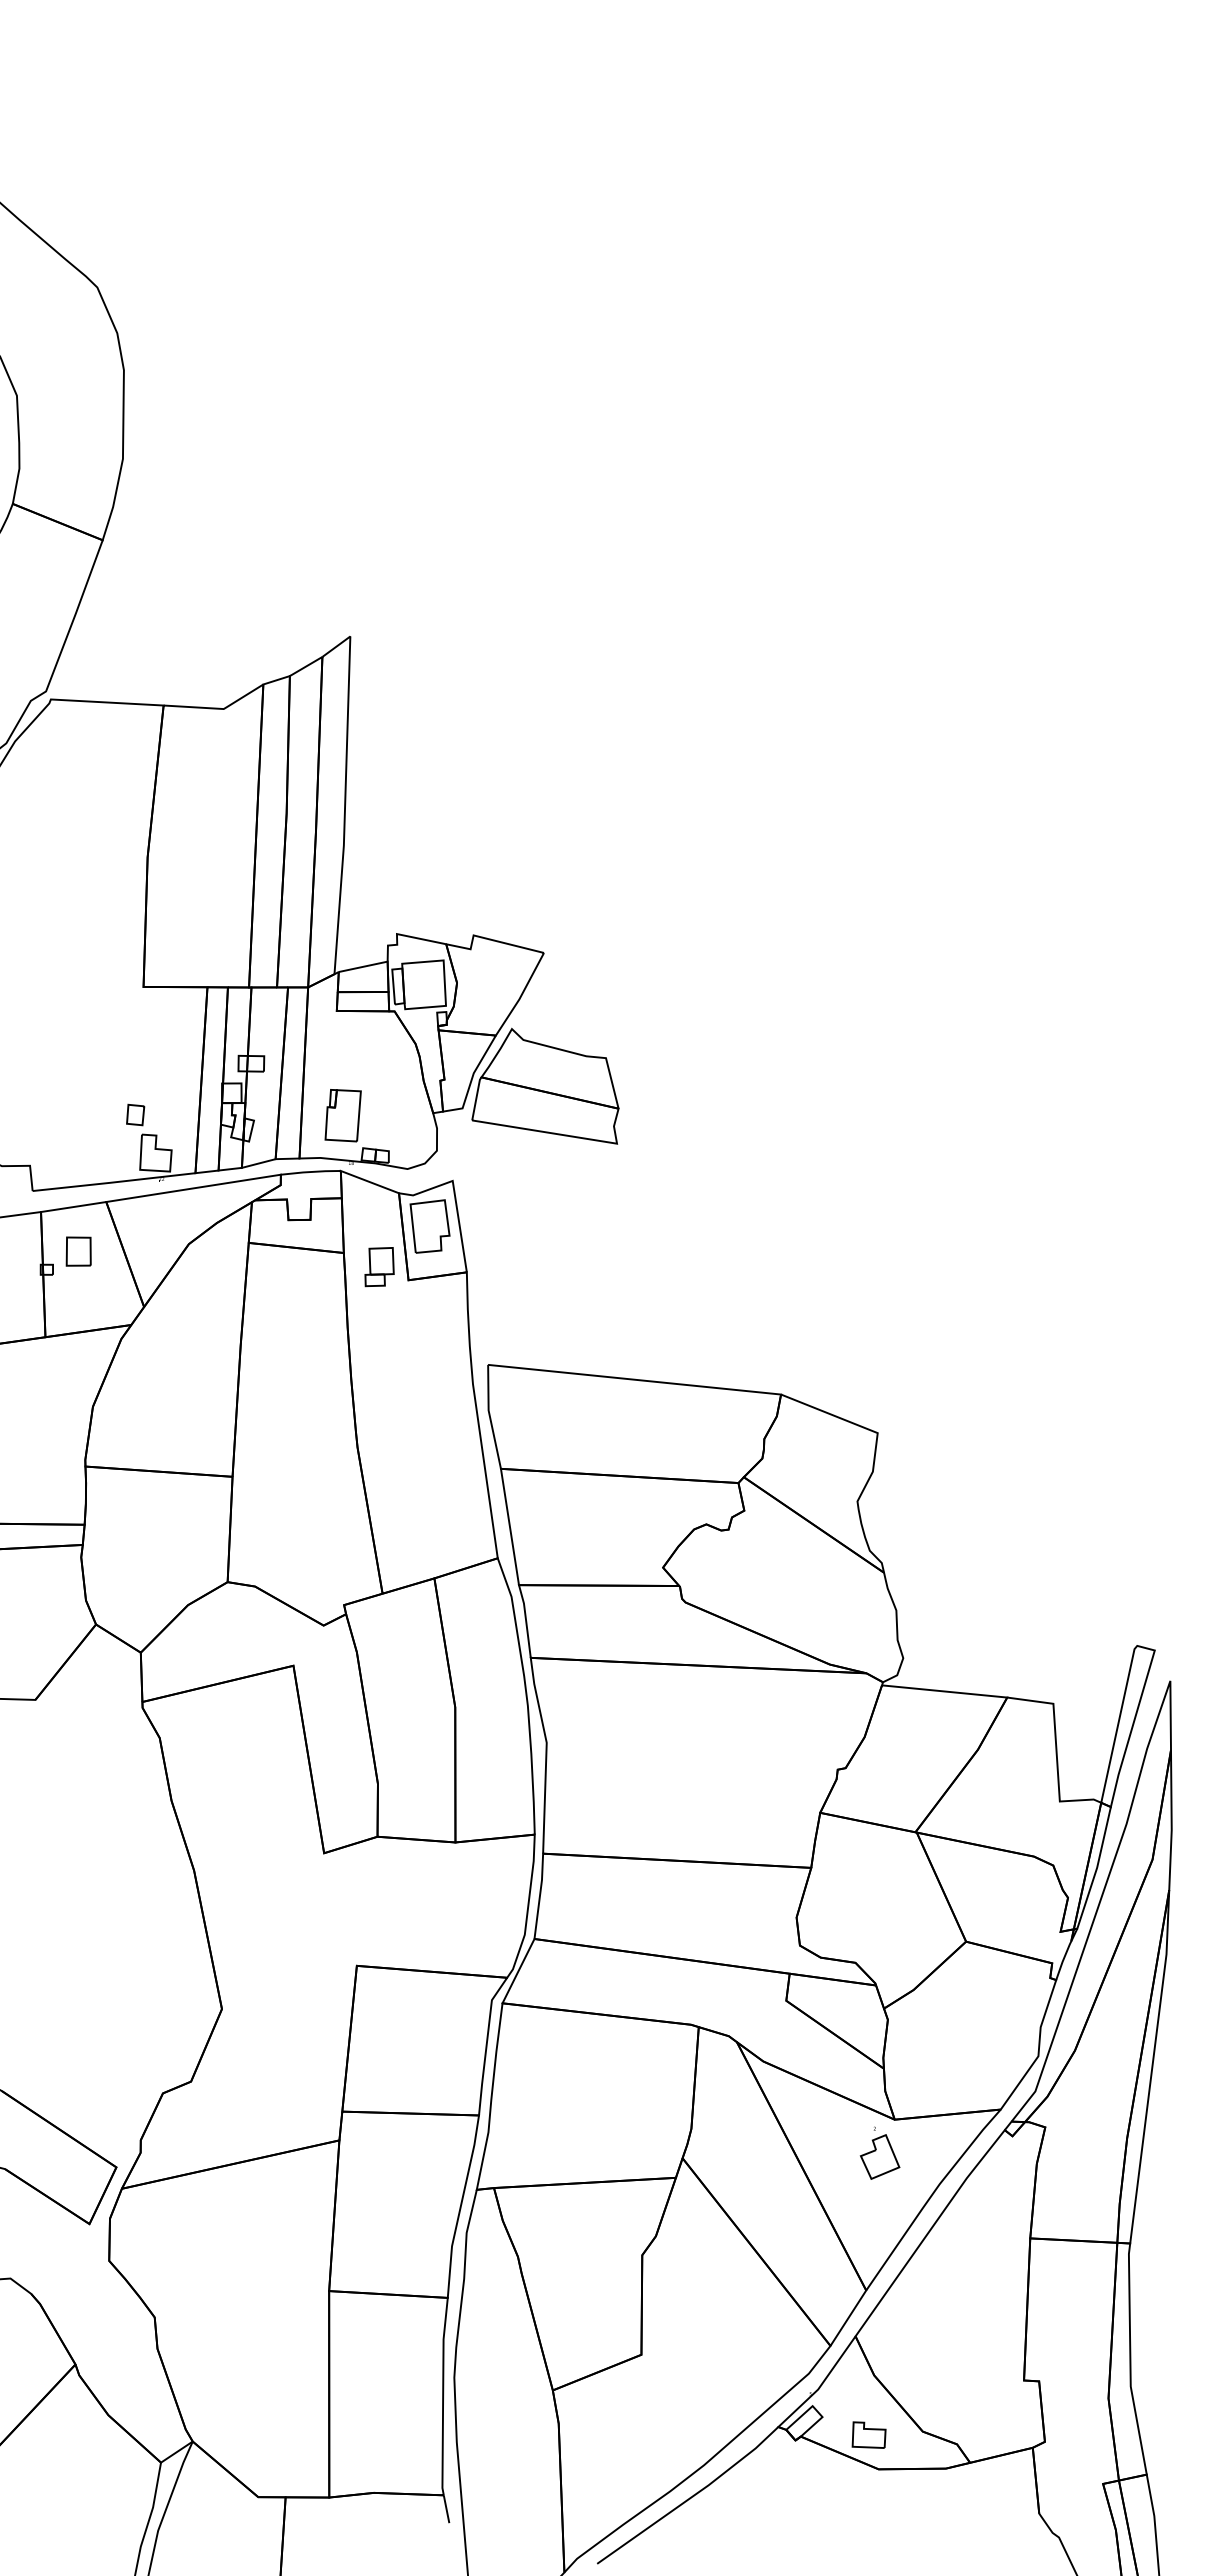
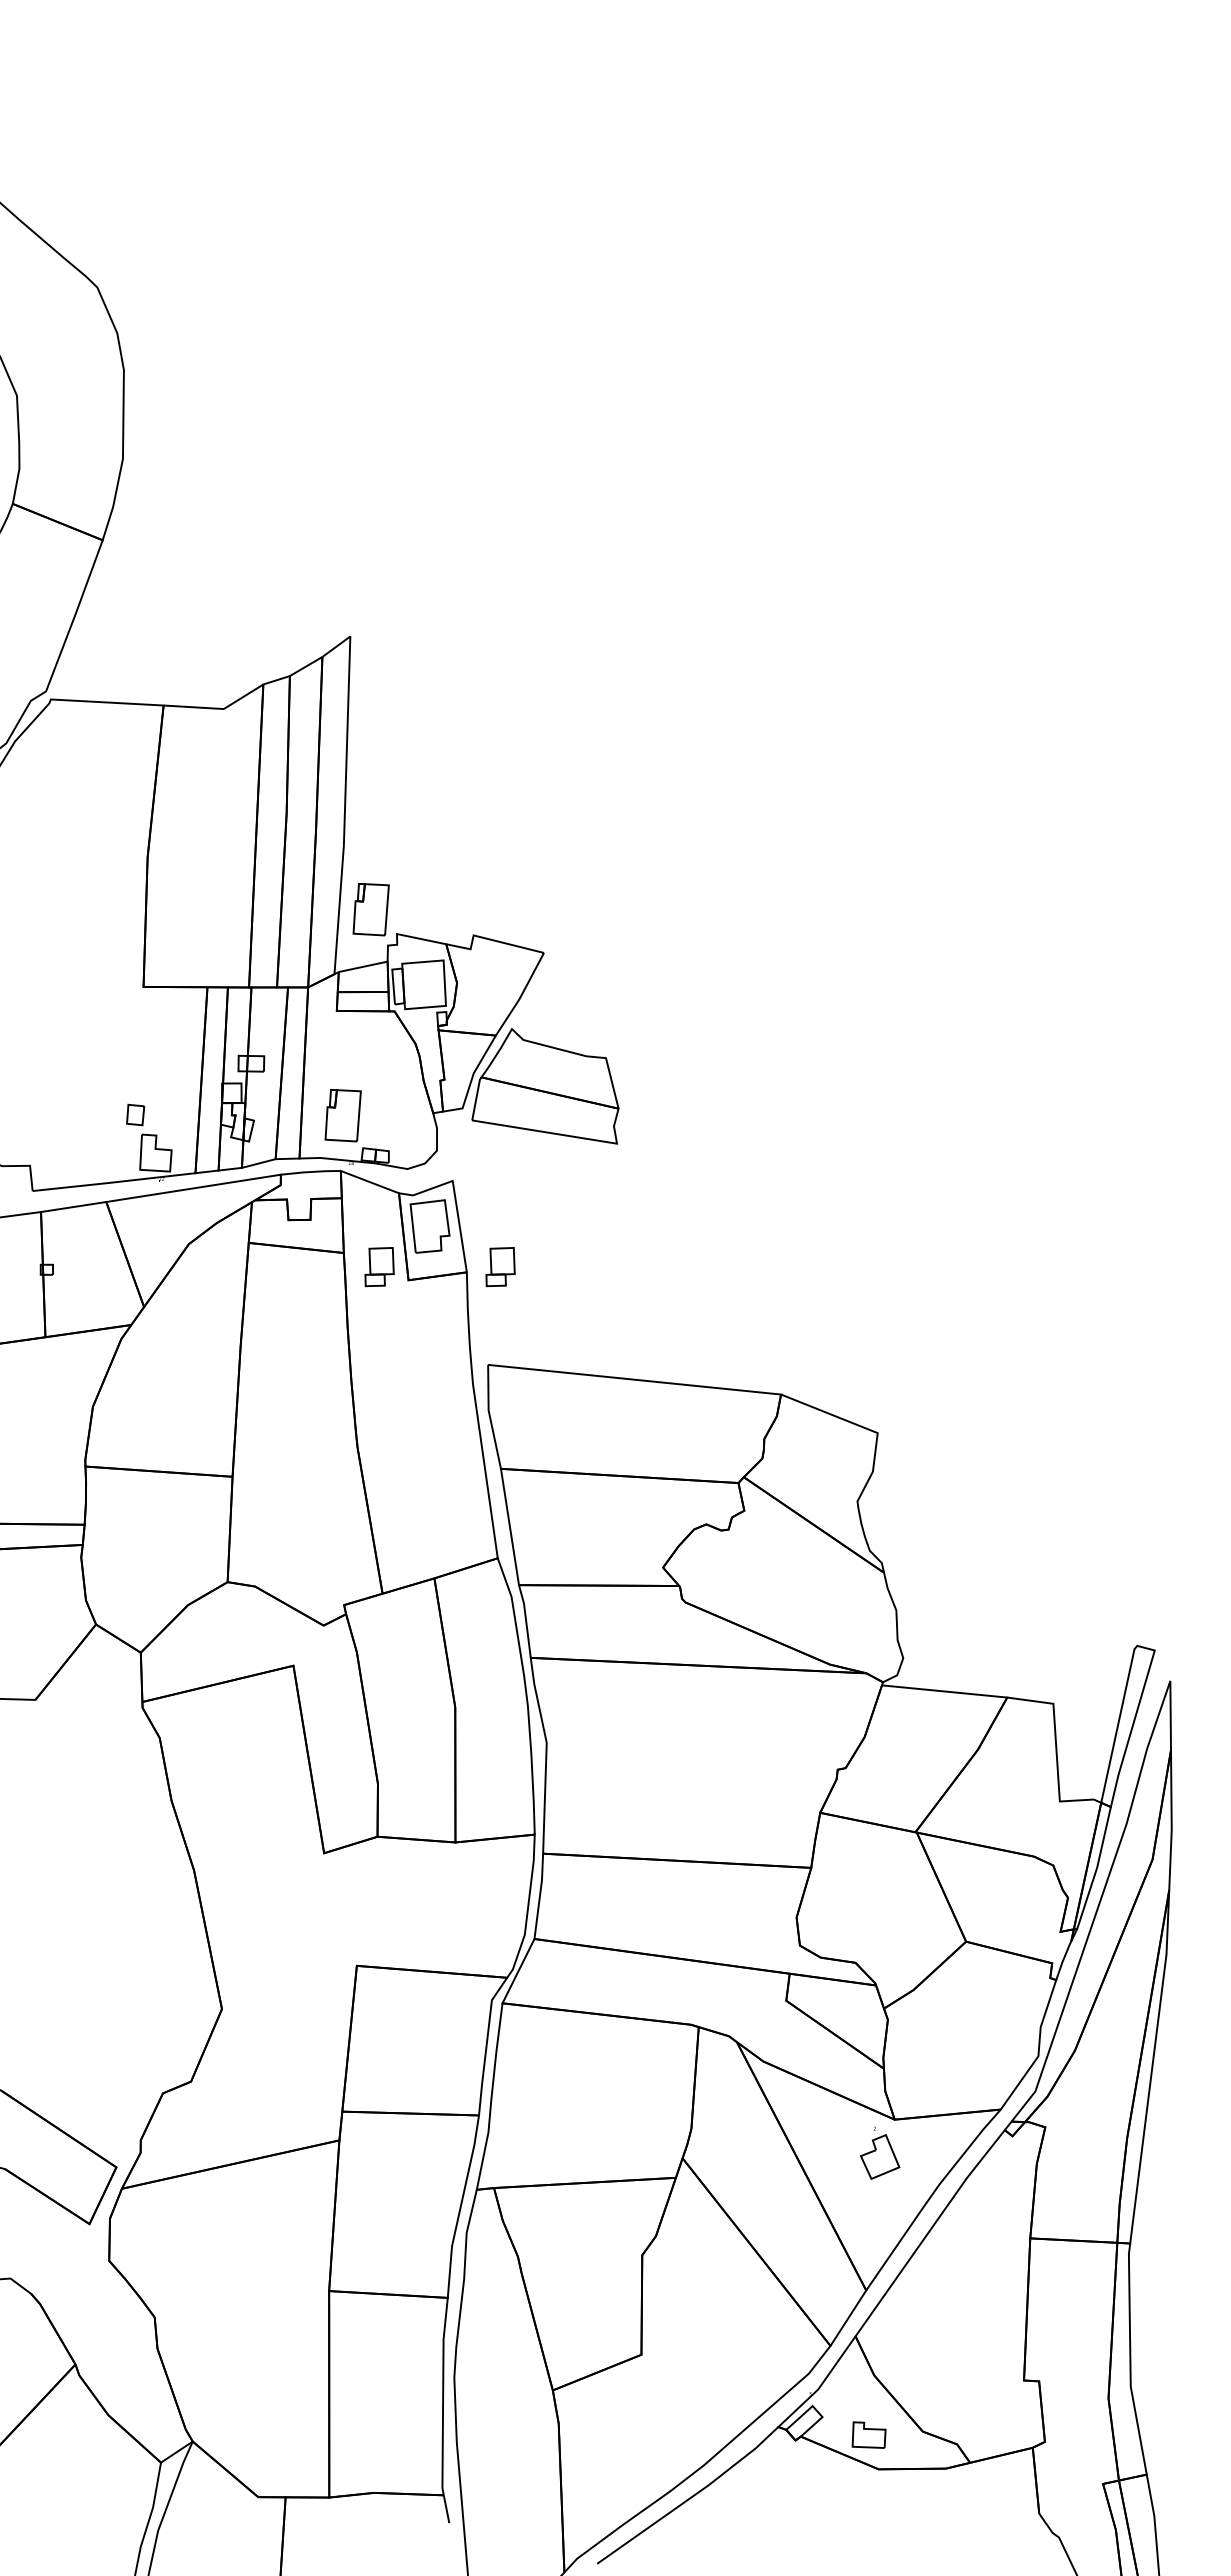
part: none -> present (370, 909)
part: present -> none (78, 1251)
part: none -> present (500, 1267)
